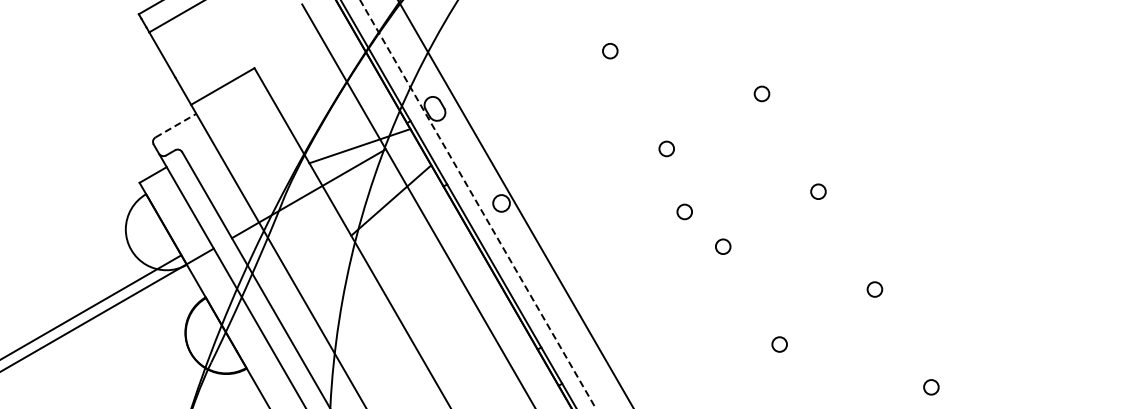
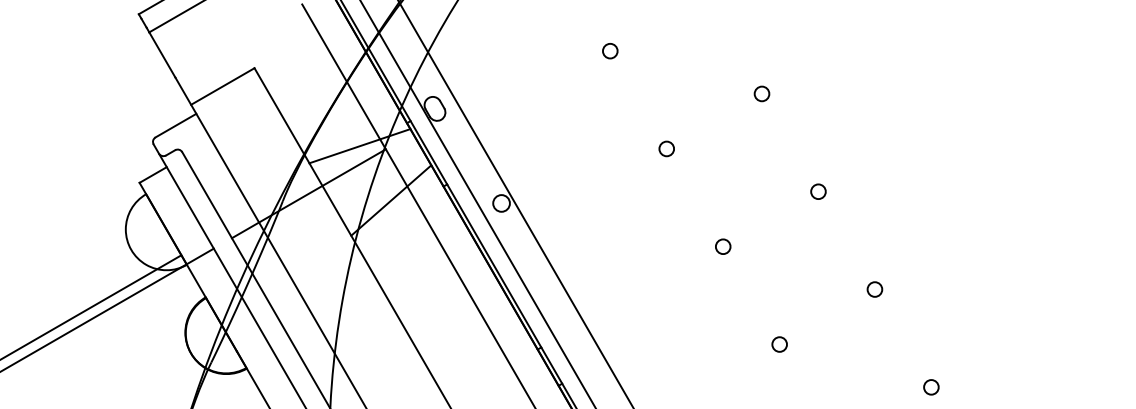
line: dashed -> solid (175, 125)
line: dashed -> solid (478, 204)
circle: present -> none (684, 211)
